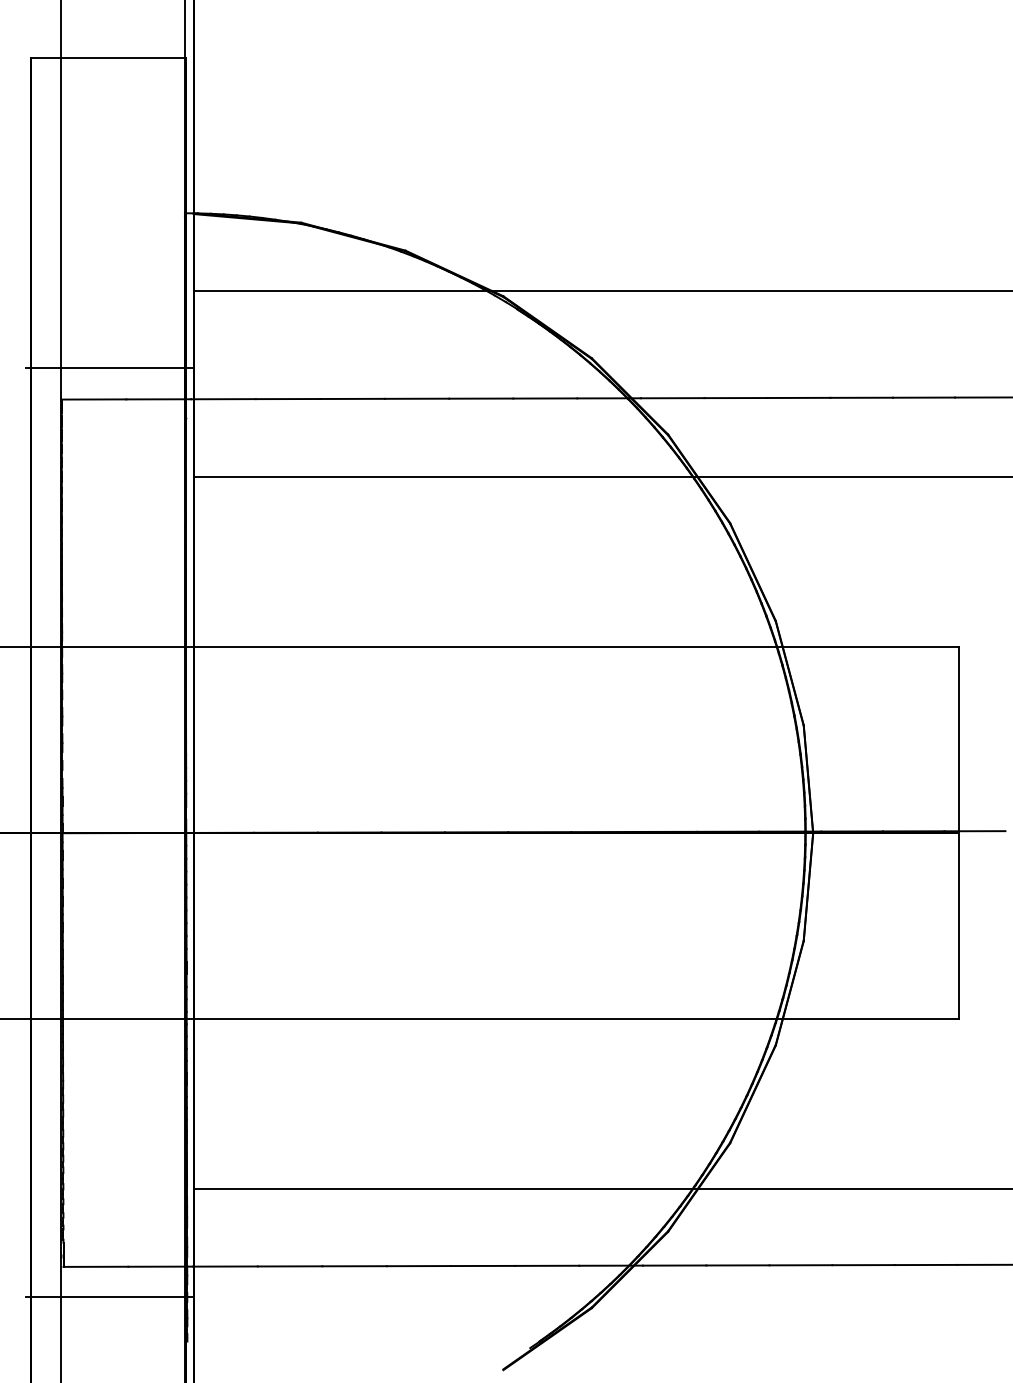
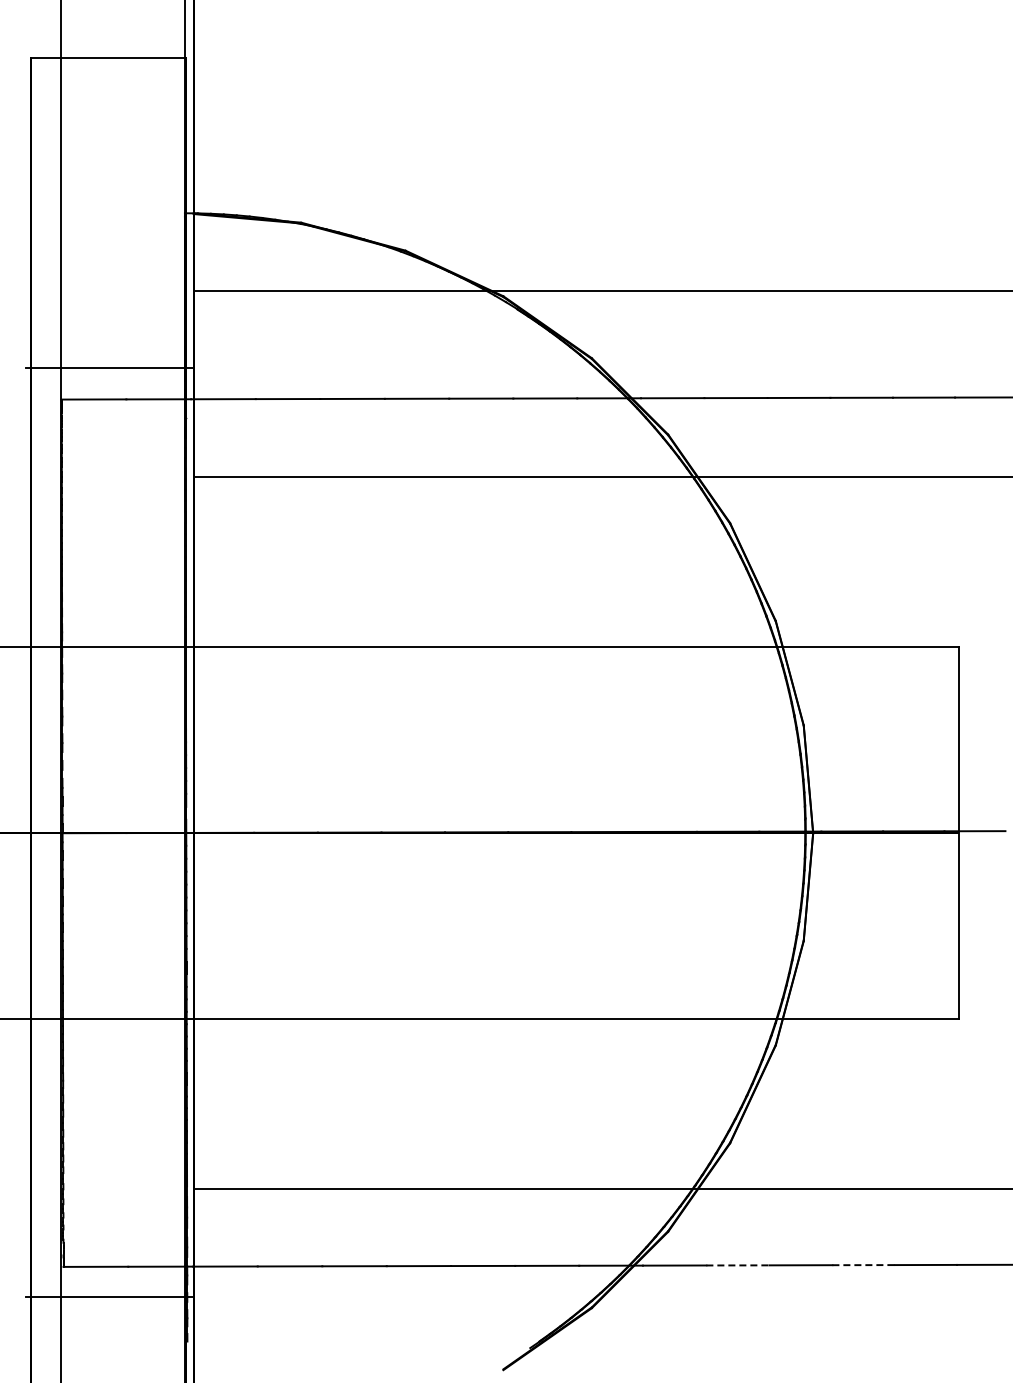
line: solid -> dashed (737, 1265)
line: solid -> dashed (864, 1265)
